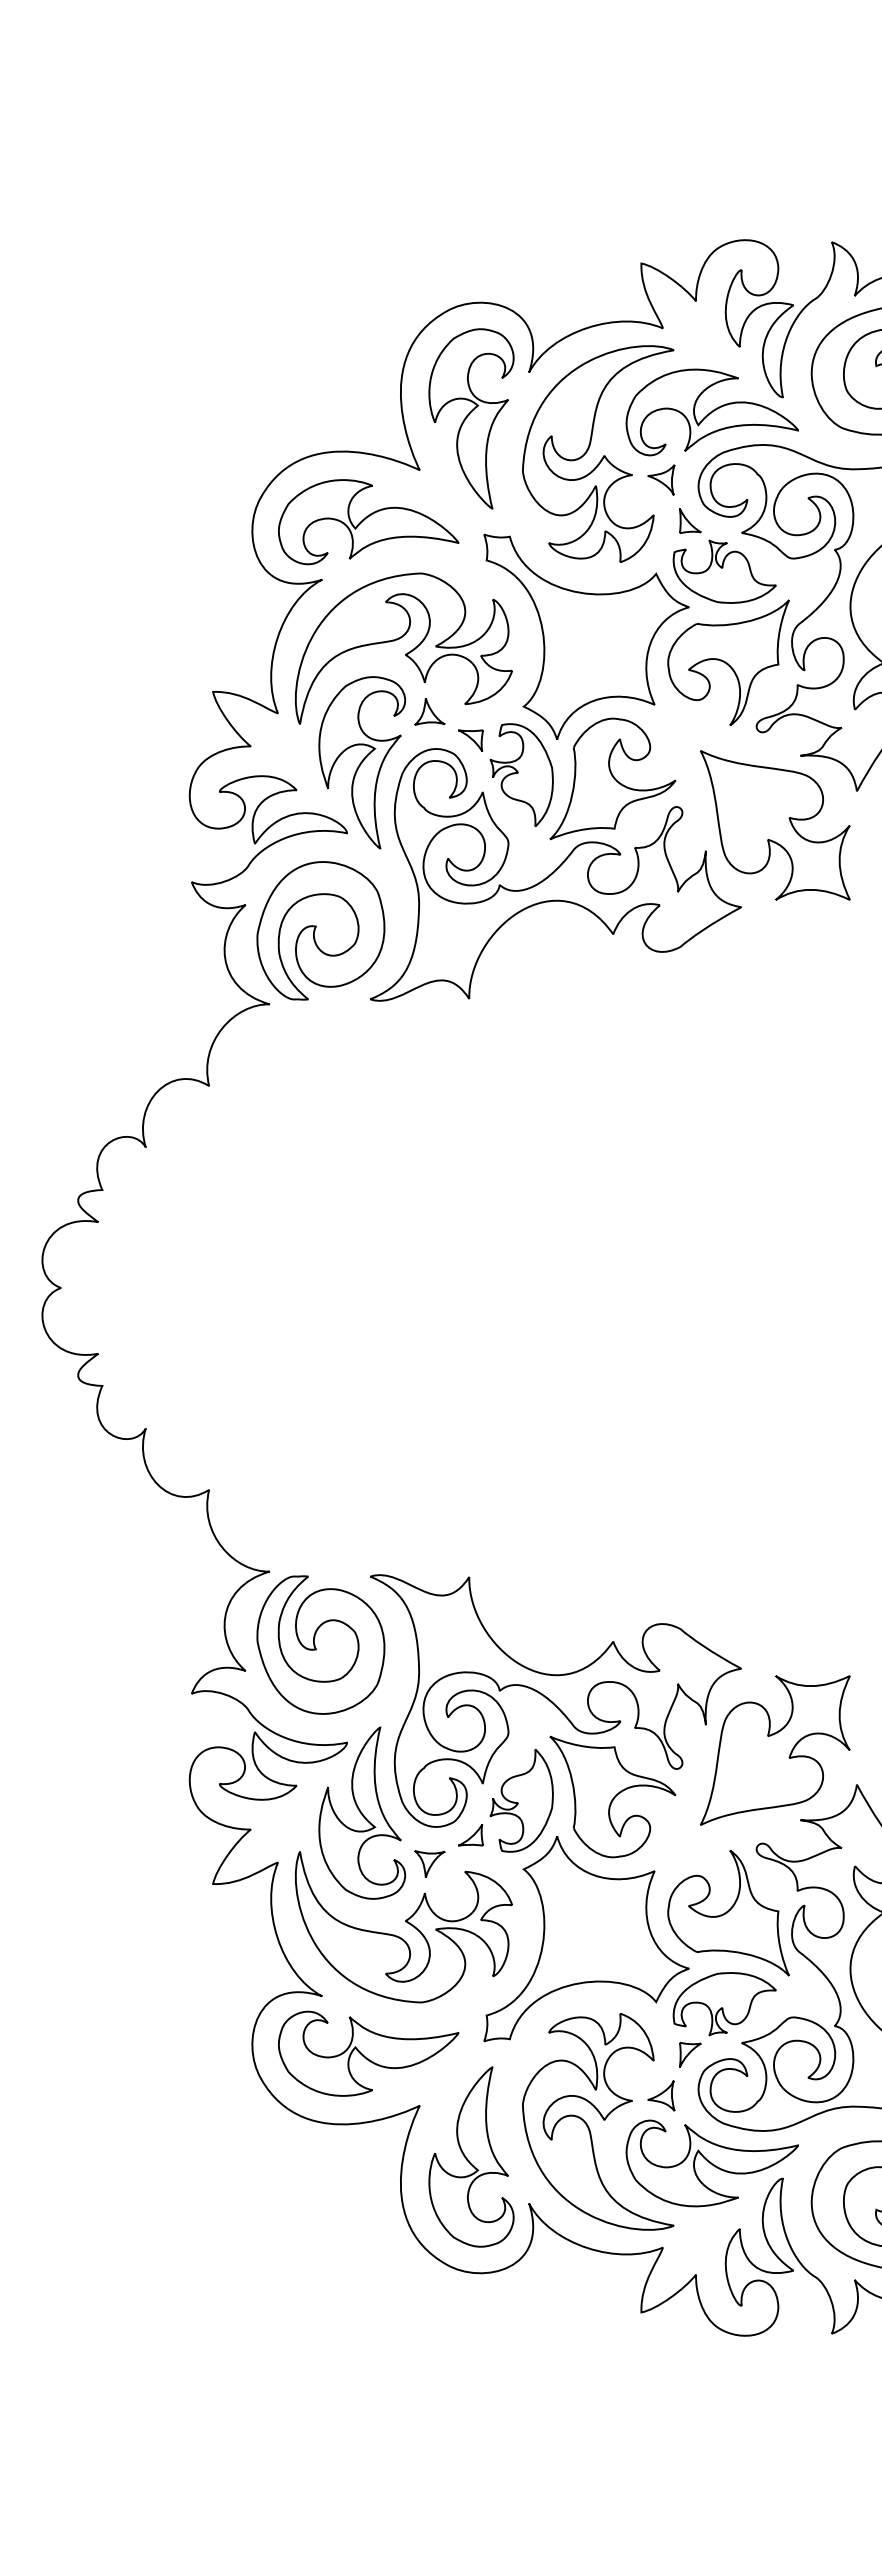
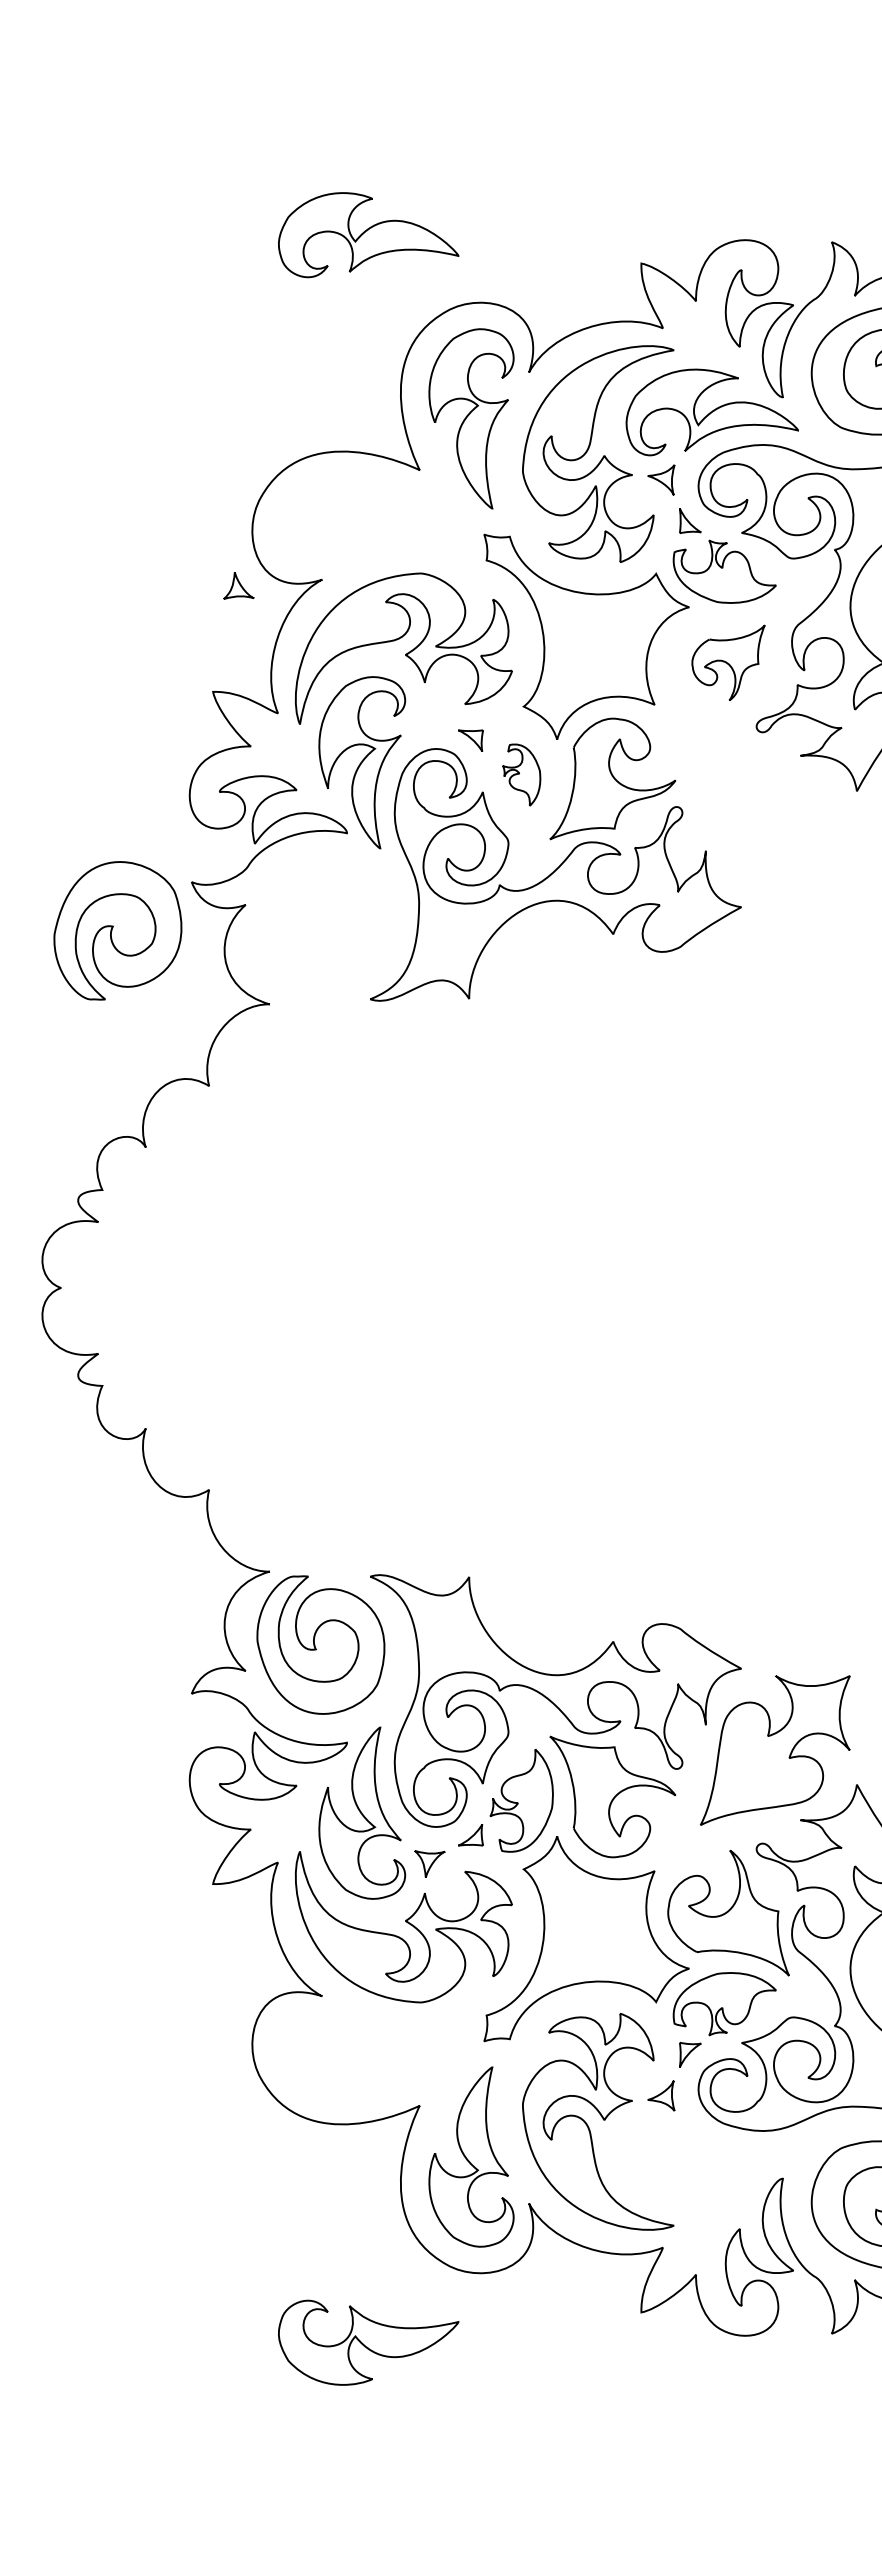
part position: (368, 522) -> (368, 235) (368, 235)
part size: 123x128 px -> 75x77 px (728, 662)
part position: (429, 711) -> (238, 585) (238, 585)
part size: 65x104 px -> 40x64 px (521, 774)
part: present -> none (775, 825)
part position: (320, 930) -> (117, 930) (117, 930)
part position: (368, 2053) -> (368, 2342) (368, 2342)
part: present -> none (711, 2163)
